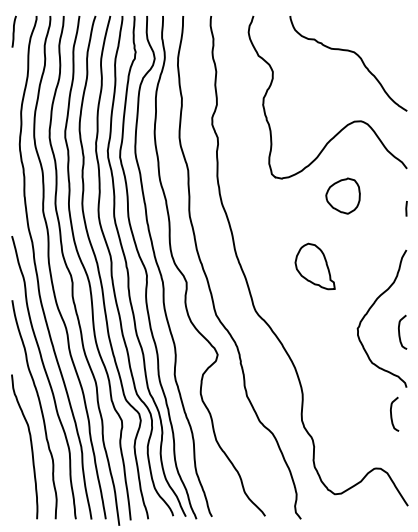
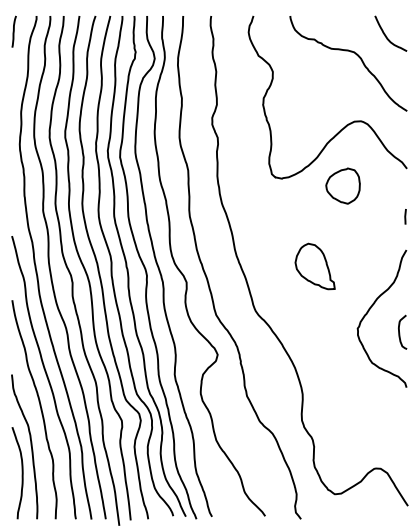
curve: none -> present (386, 35)
part position: (342, 195) -> (342, 185) (342, 185)
line position: (406, 208) -> (405, 216) (405, 216)
curve: present -> none (392, 415)
curve: none -> present (21, 473)
